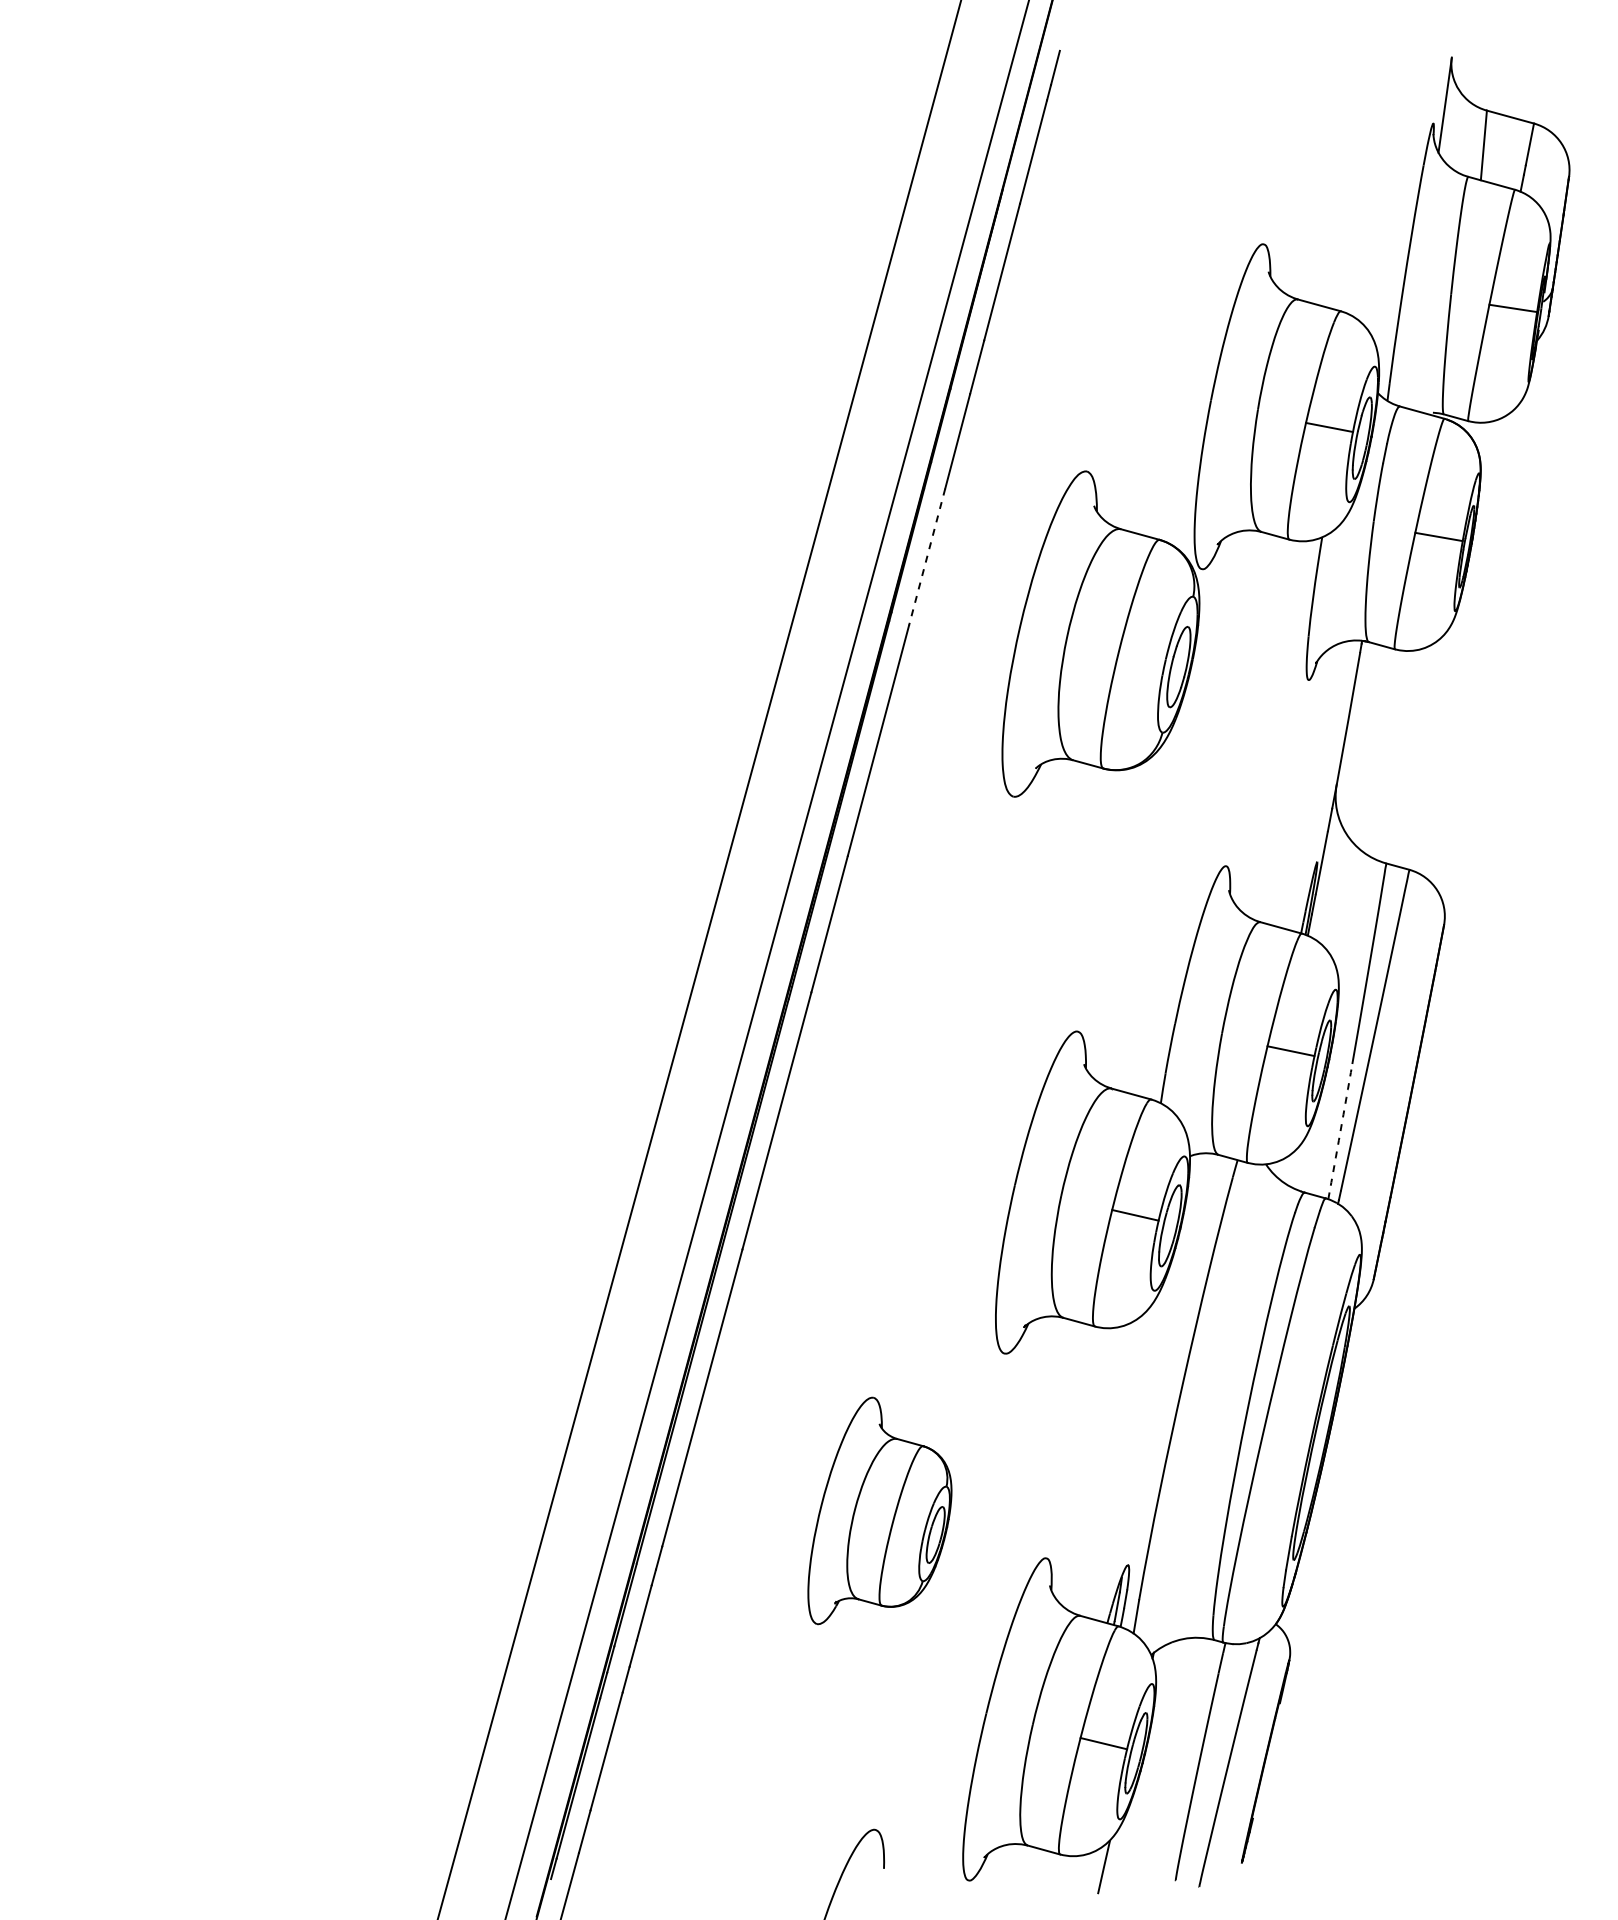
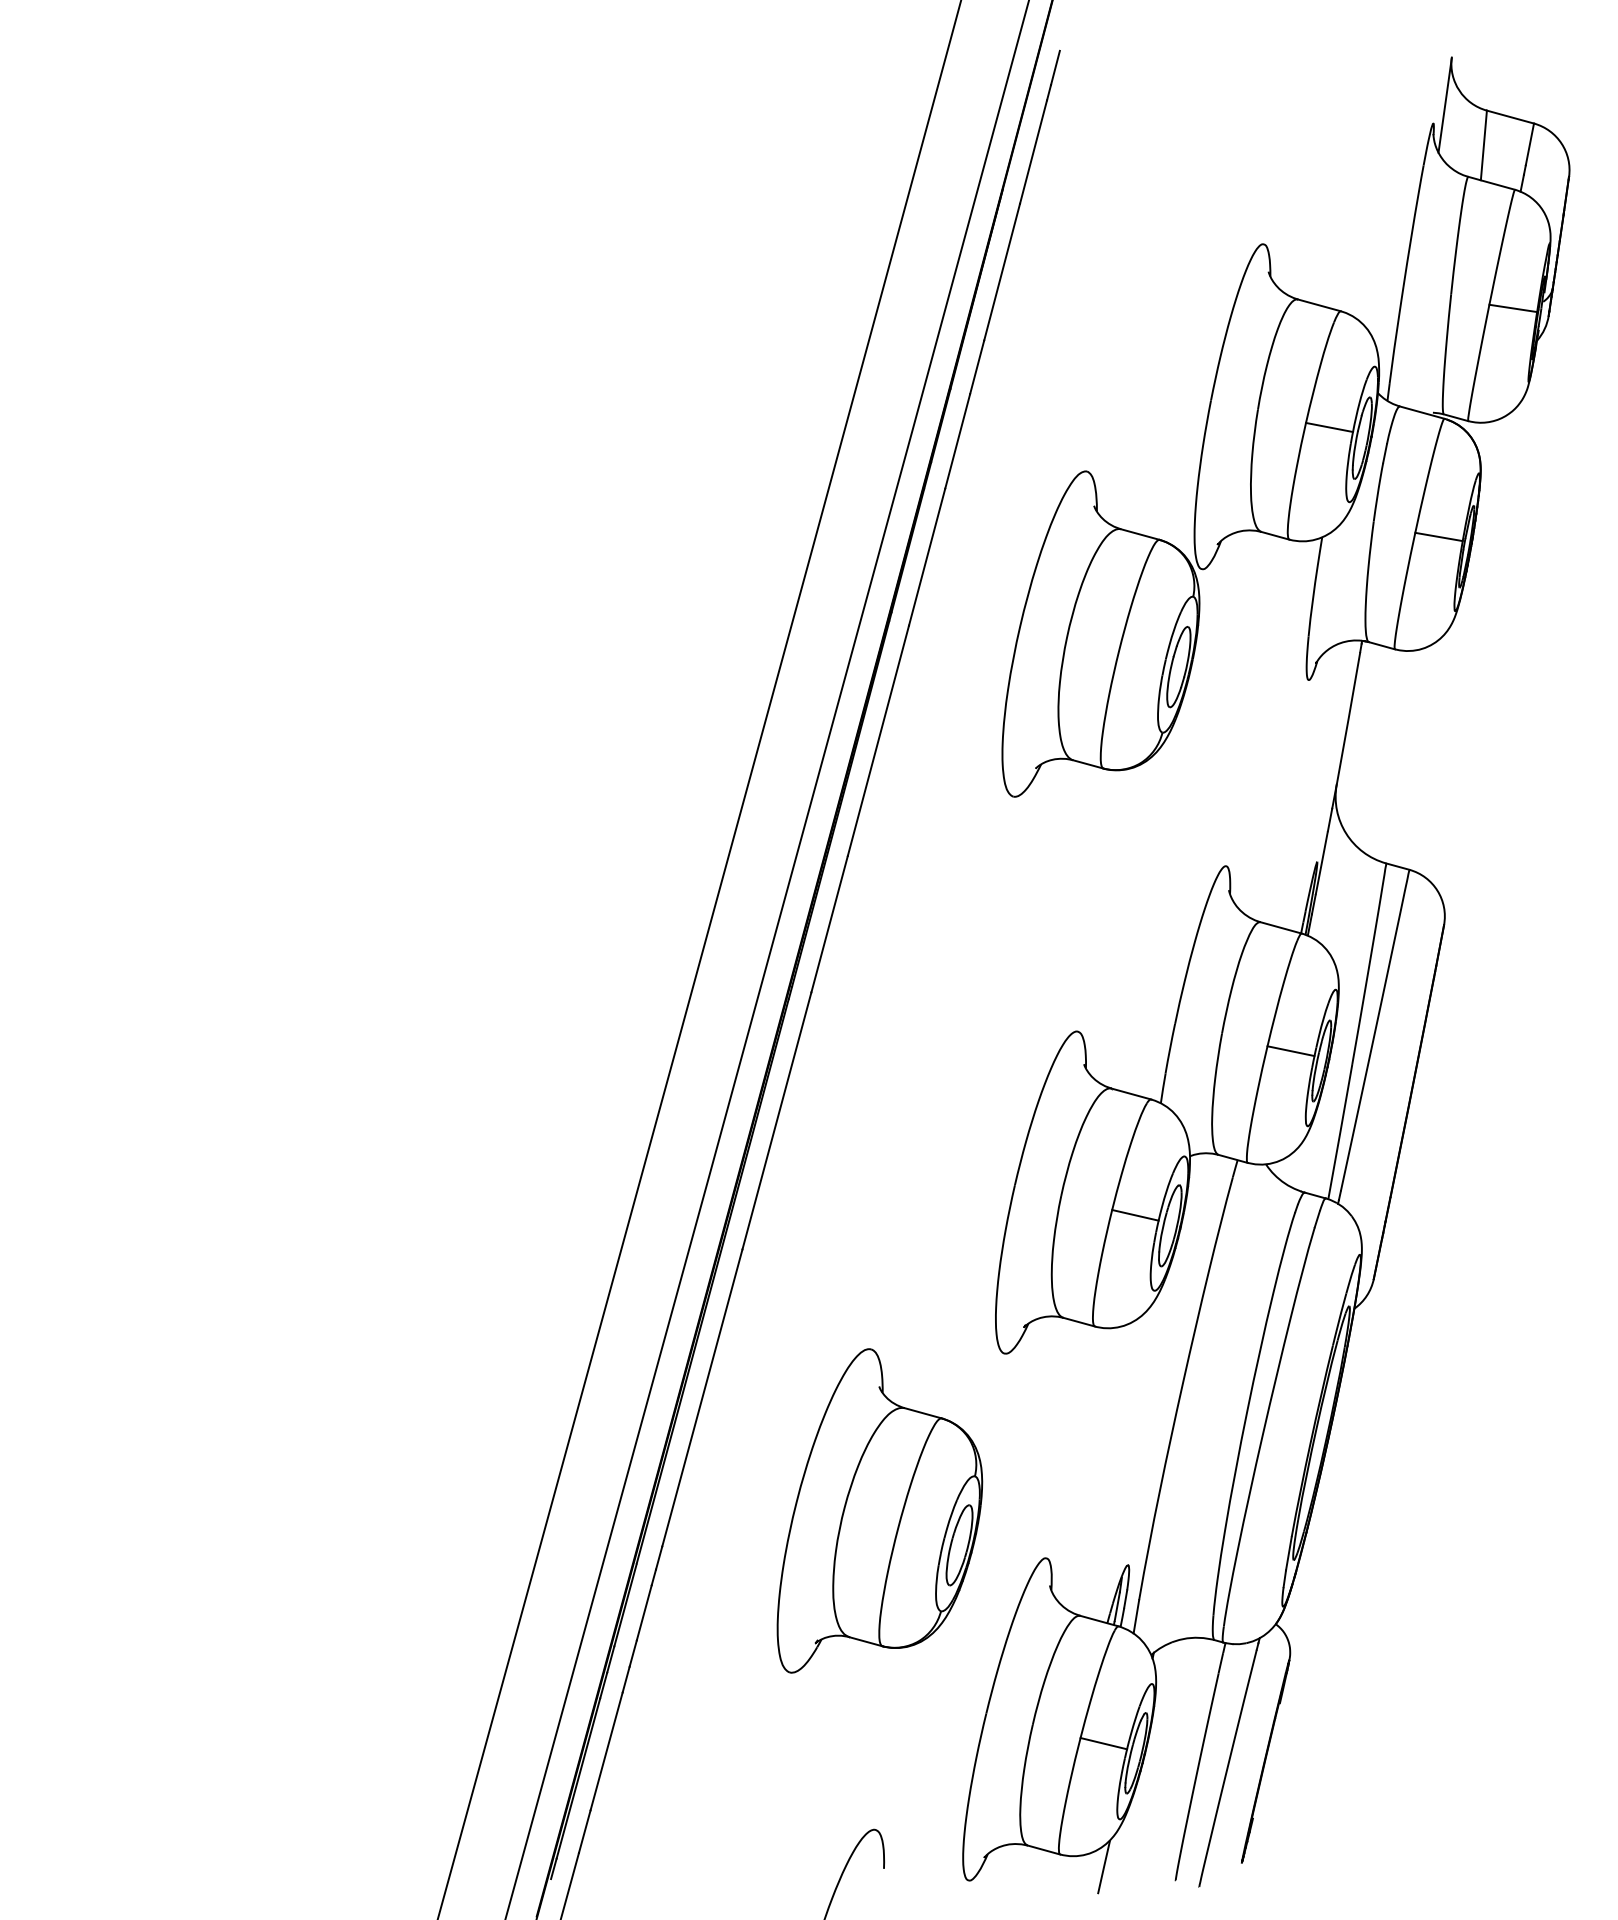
line: dashed -> solid (927, 557)
arc: dashed -> solid (1340, 1131)
part size: 146x230 px -> 208x326 px (879, 1510)
